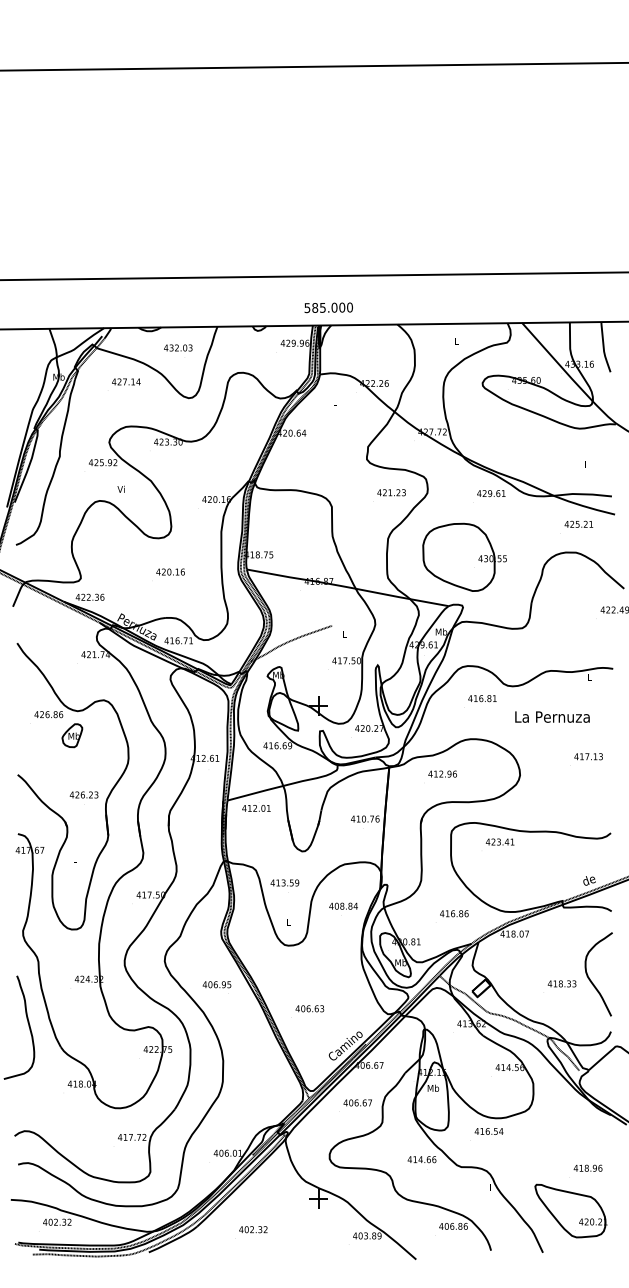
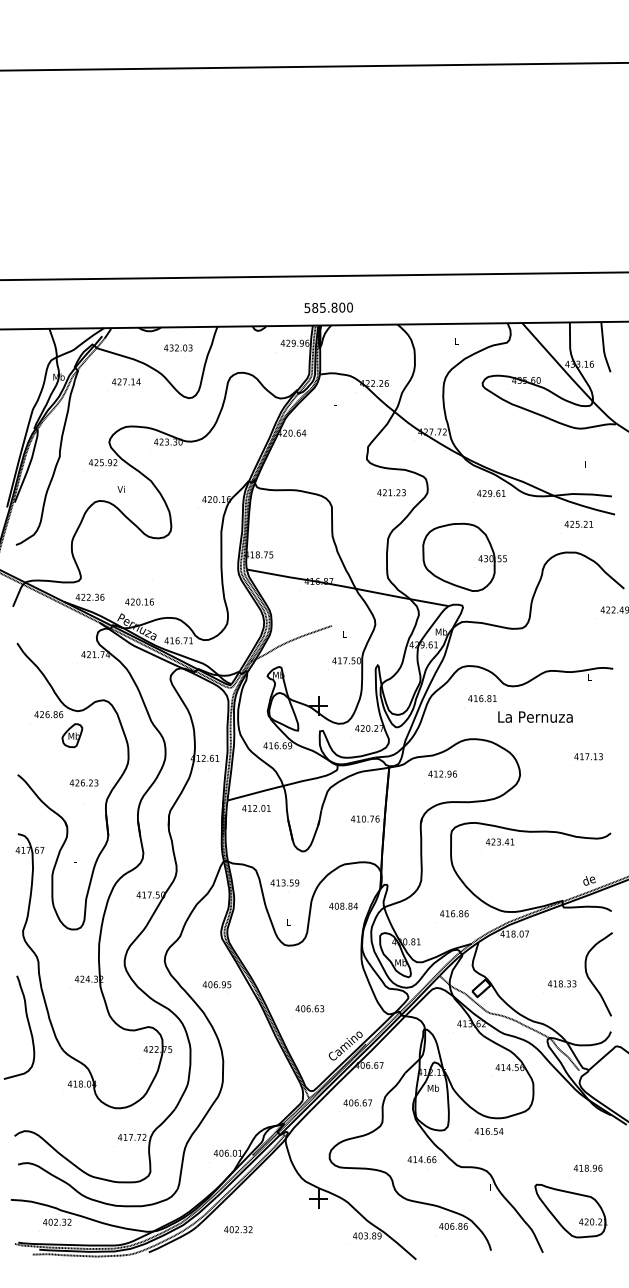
text: 585.000 -> 585.800 (334, 307)
text position: (170, 571) -> (139, 601) (139, 601)
text position: (552, 716) -> (535, 716) (535, 716)
text position: (83, 794) -> (83, 782) (83, 782)
text position: (253, 1229) -> (238, 1229) (238, 1229)
